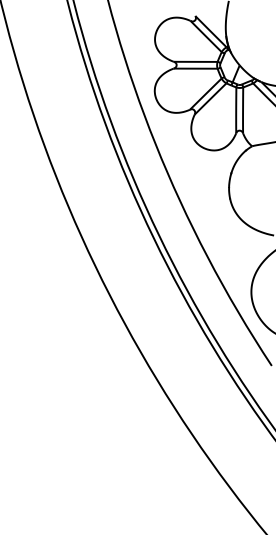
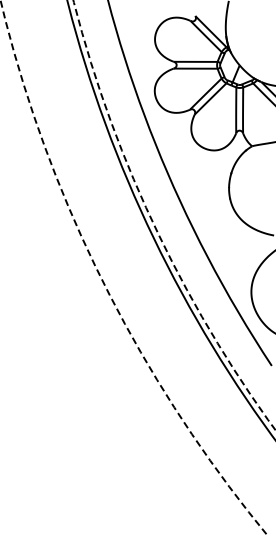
circle: solid -> dashed (174, 215)
circle: solid -> dashed (133, 267)
